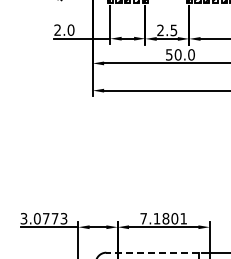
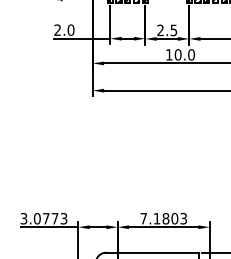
text: 50.0 -> 10.0 (169, 54)
text: 7.1801 -> 7.1803 (183, 218)
line: dashed -> solid (152, 252)
